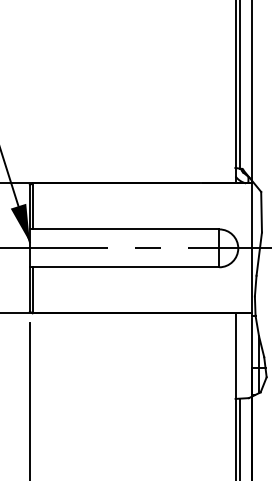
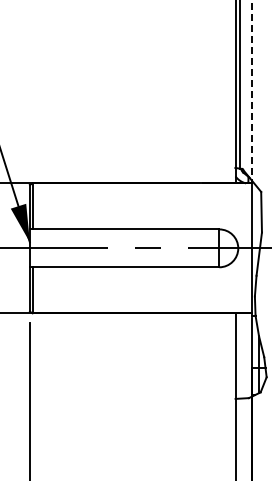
line: solid -> dashed (251, 90)
line: present -> none (239, 437)
